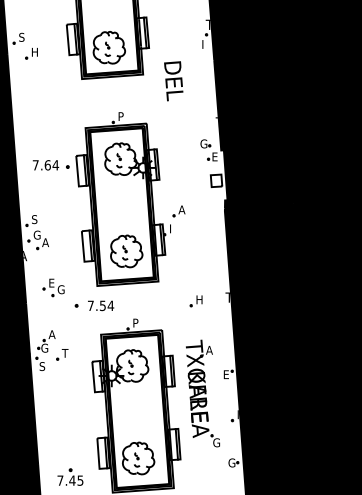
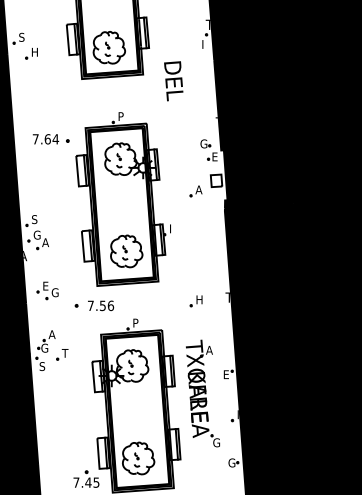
part position: (50, 165) -> (50, 139) (50, 139)
part position: (178, 211) -> (195, 191) (195, 191)
part position: (53, 287) -> (47, 290) (47, 290)
text: 7.54 -> 7.56 (110, 305)
part position: (70, 476) -> (86, 478) (86, 478)
